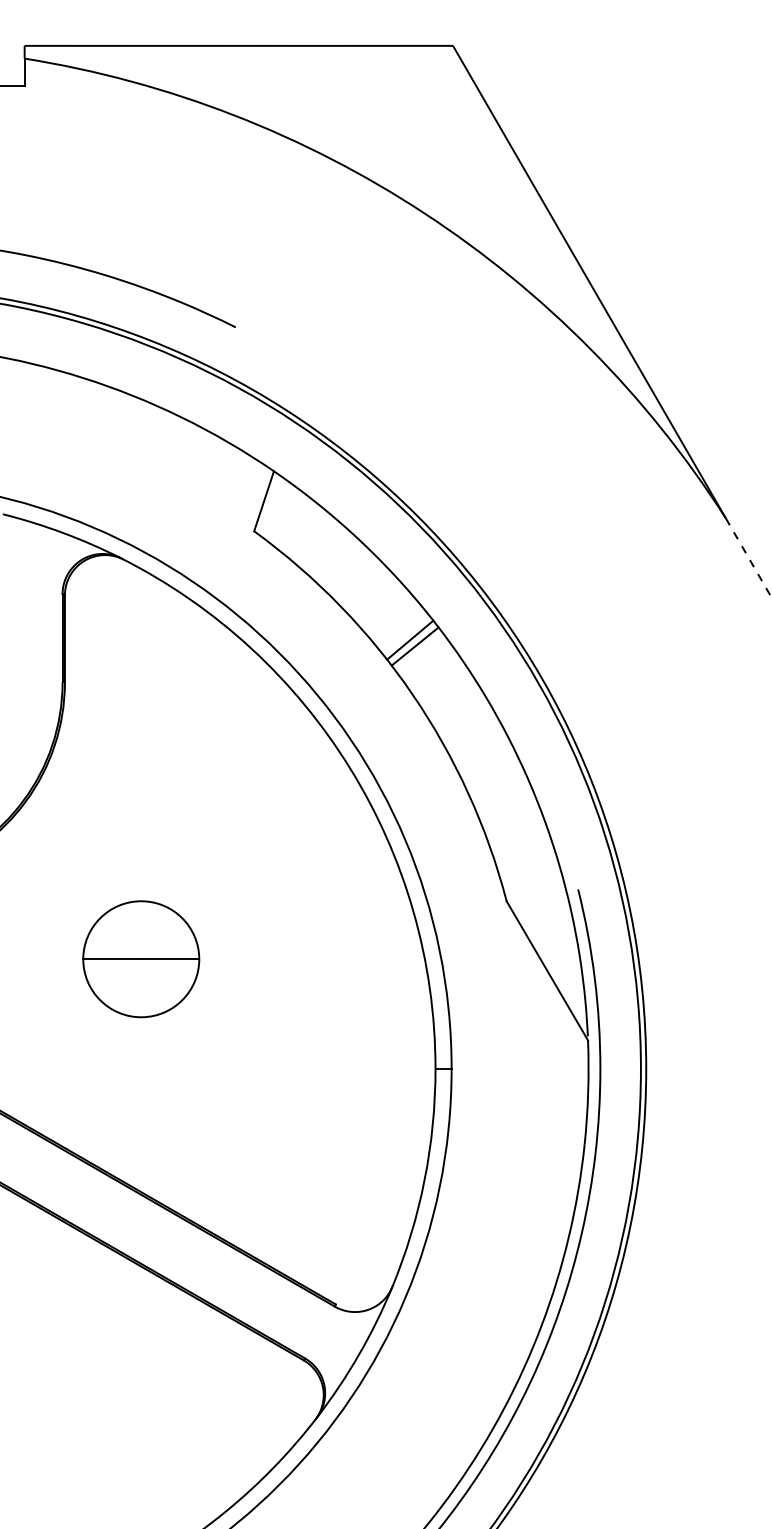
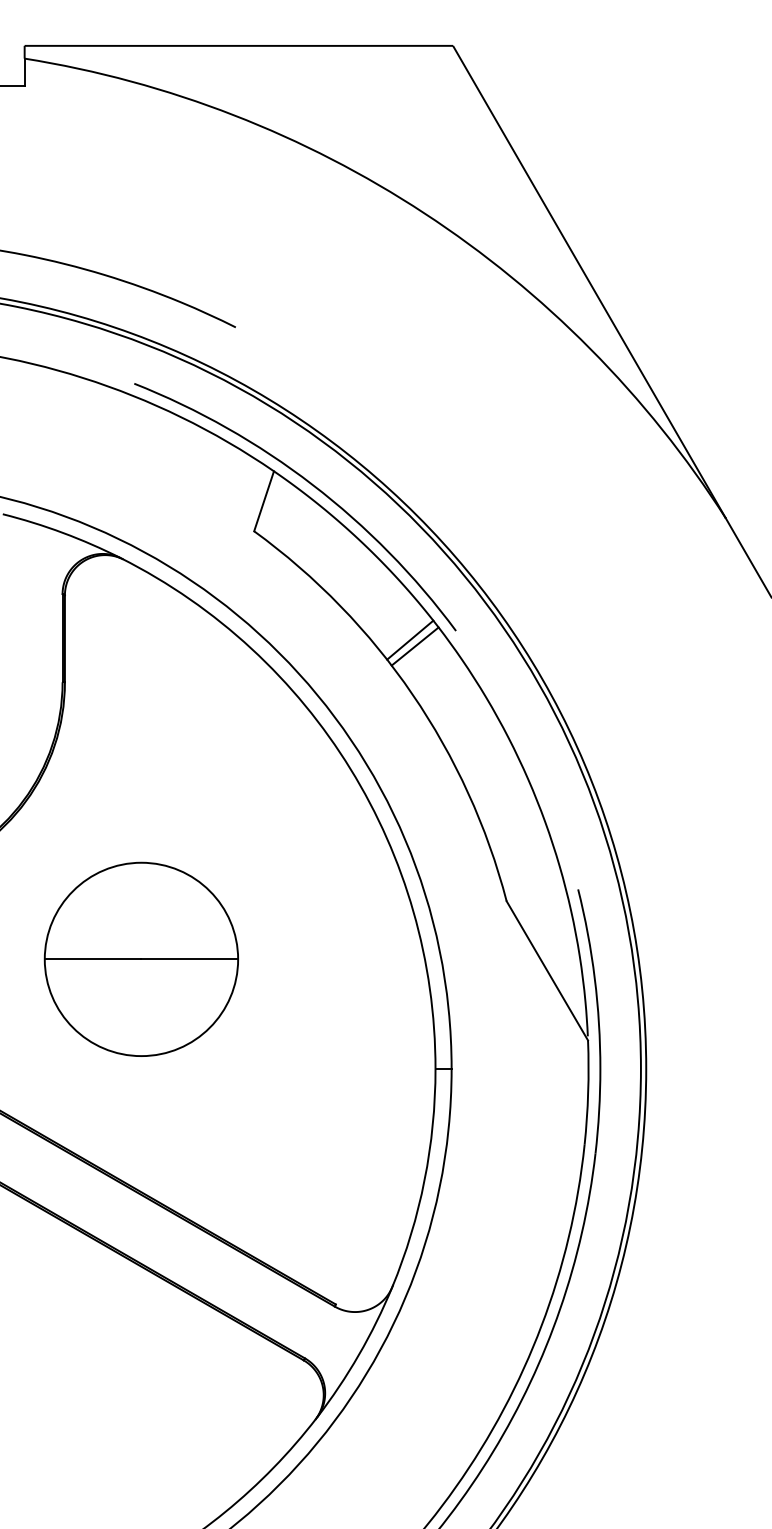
arc: none -> present (311, 485)
line: dashed -> solid (748, 557)
part size: 119x119 px -> 196x196 px (140, 958)
